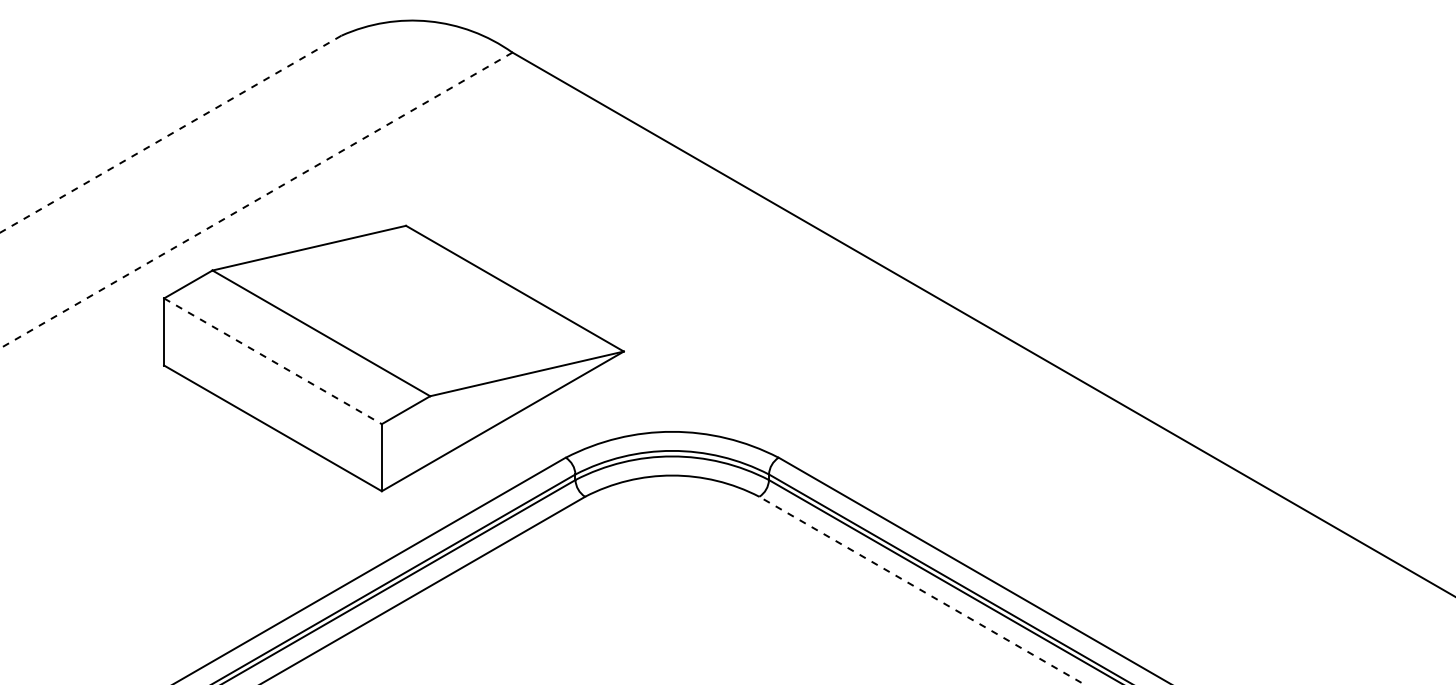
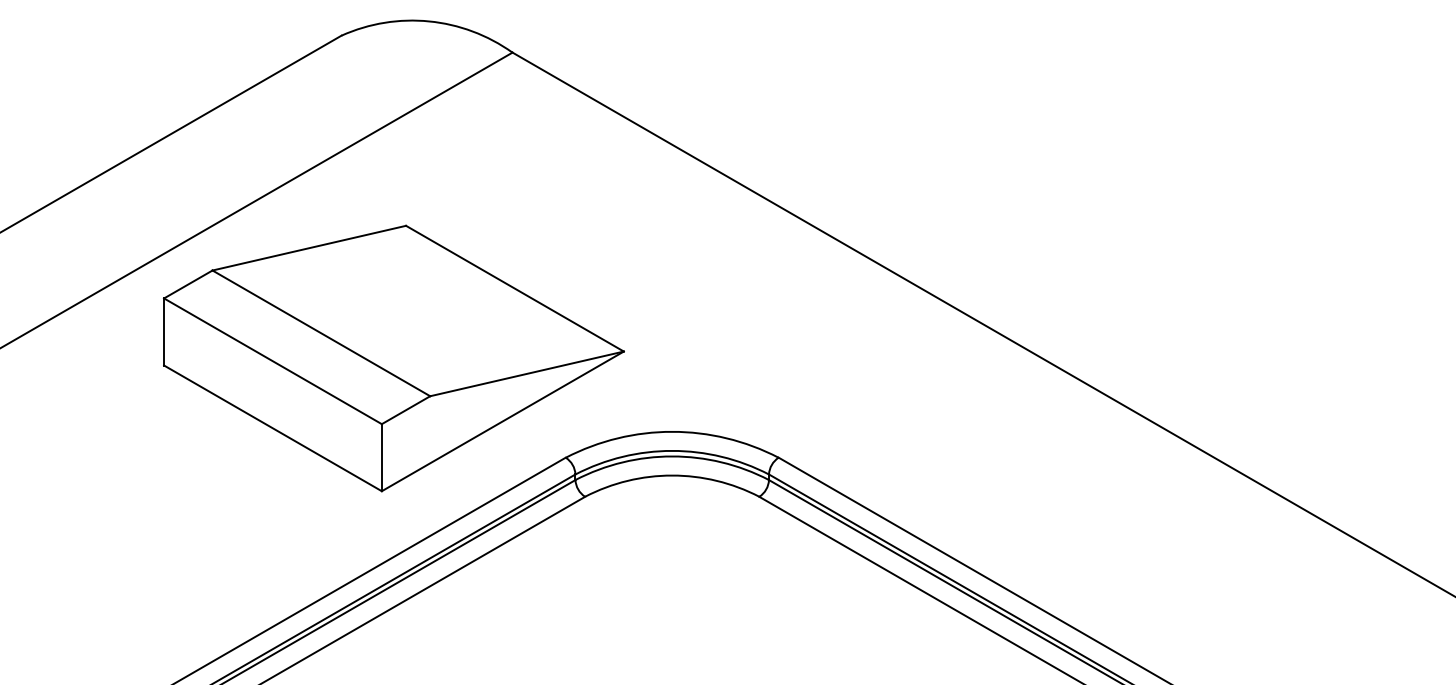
line: dashed -> solid (170, 134)
line: dashed -> solid (256, 200)
line: dashed -> solid (272, 361)
line: dashed -> solid (922, 590)
